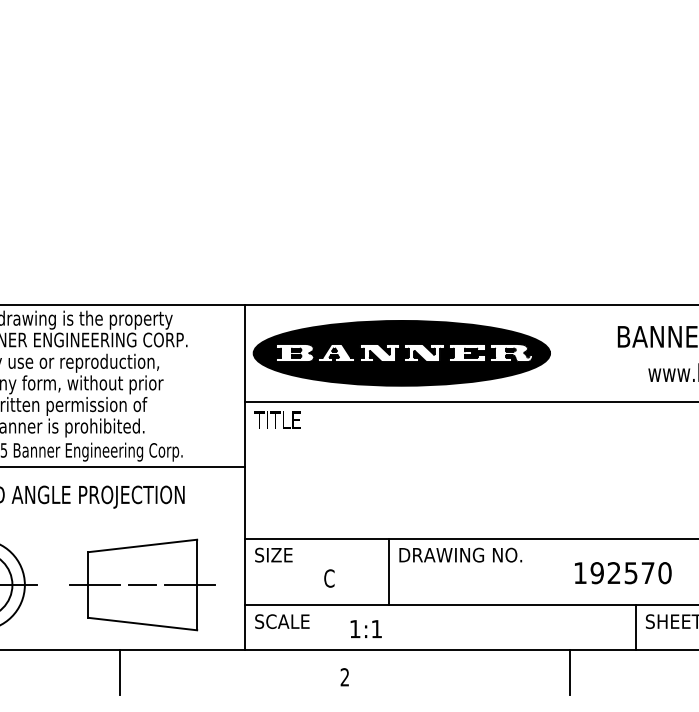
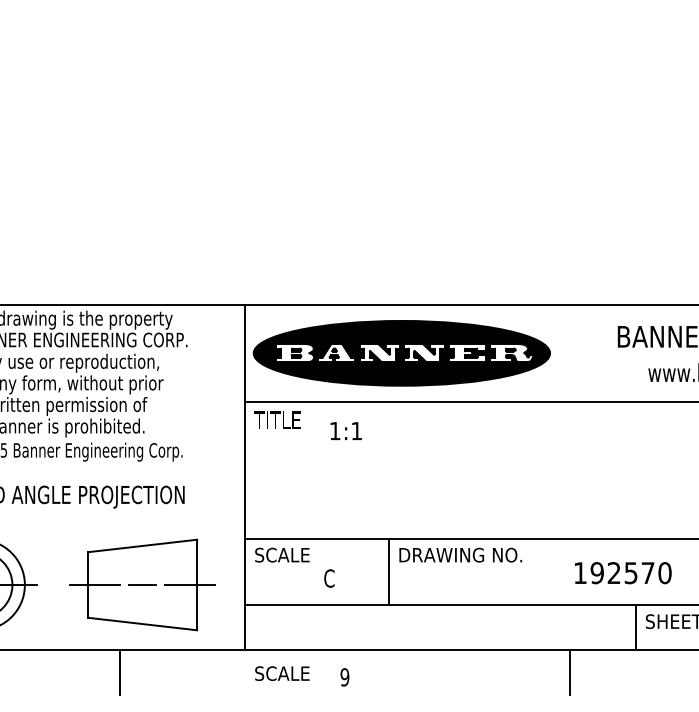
line: present -> none (123, 467)
text: SIZE -> SCALE (287, 554)
text position: (282, 621) -> (282, 673) (282, 673)
text position: (365, 628) -> (345, 430) (345, 430)
text: 2 -> 9 (344, 677)
